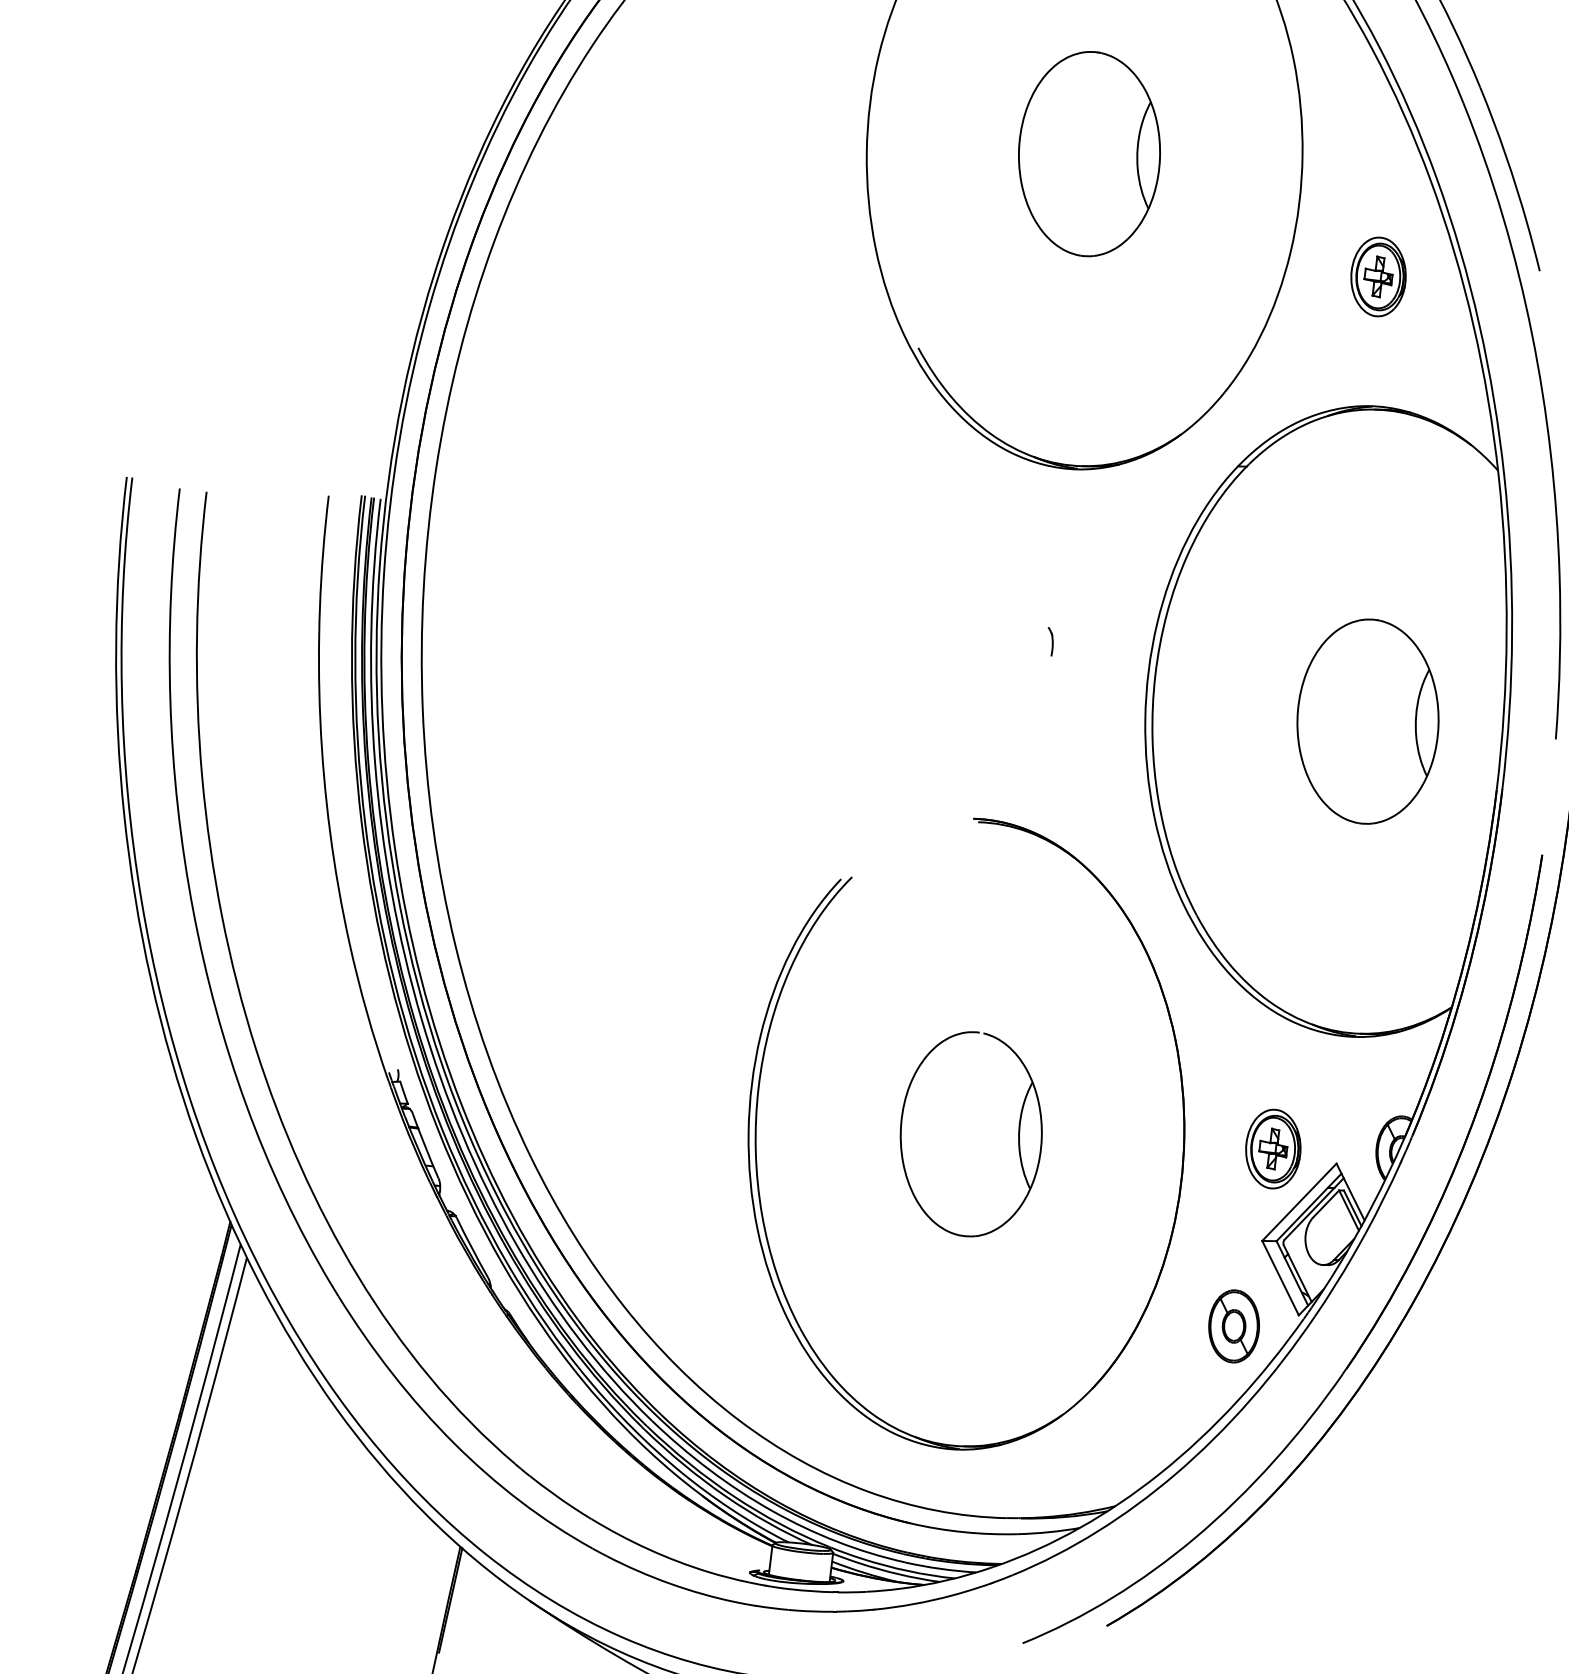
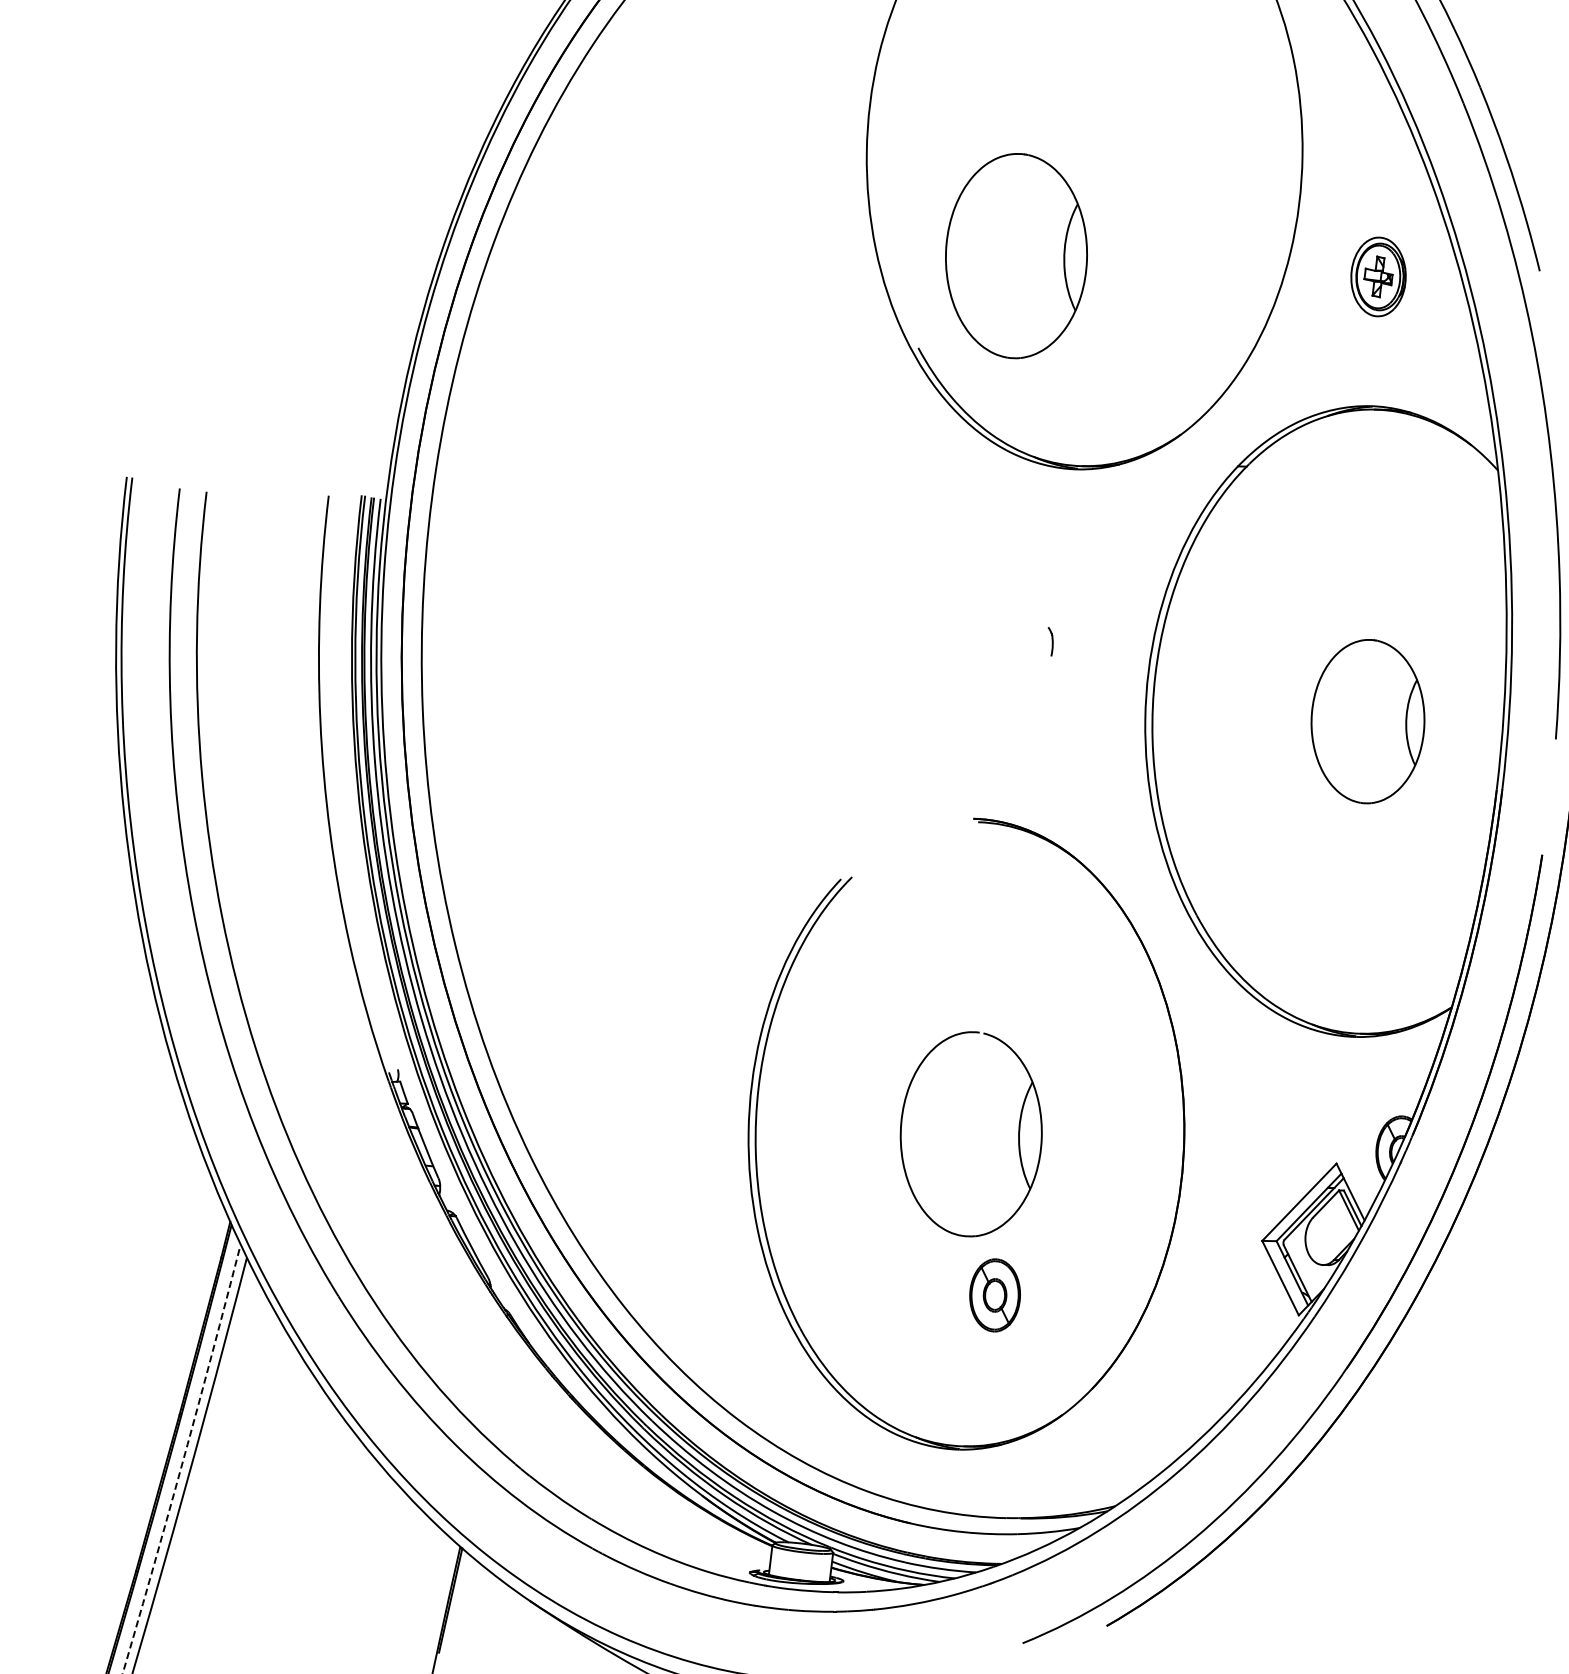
part position: (1089, 154) -> (1016, 256) (1016, 256)
part size: 144x207 px -> 116x166 px (1367, 721)
part: present -> none (1273, 1148)
part position: (1233, 1326) -> (994, 1295) (994, 1295)
arc: solid -> dashed (183, 1460)
